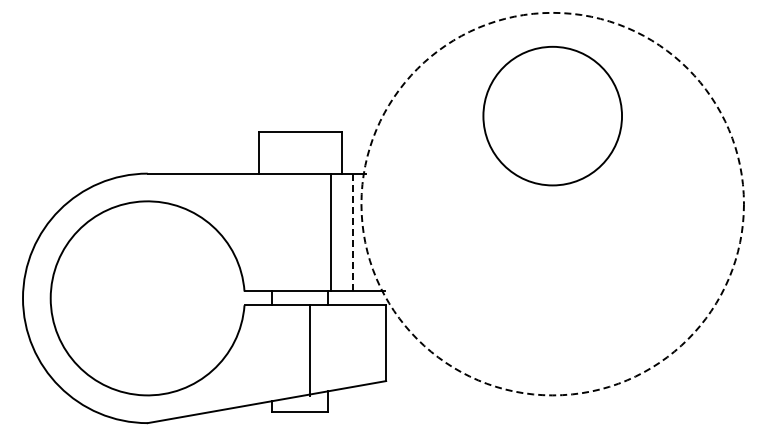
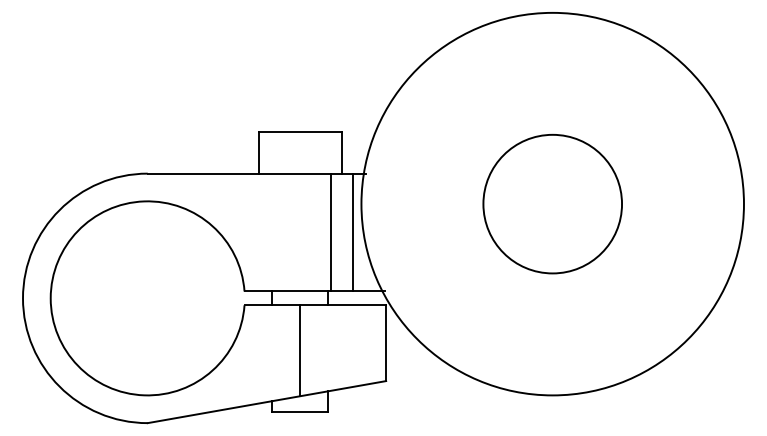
circle position: (552, 116) -> (552, 204) (552, 204)
circle: dashed -> solid (552, 203)
line: dashed -> solid (353, 232)
line position: (310, 350) -> (300, 350) (300, 350)
